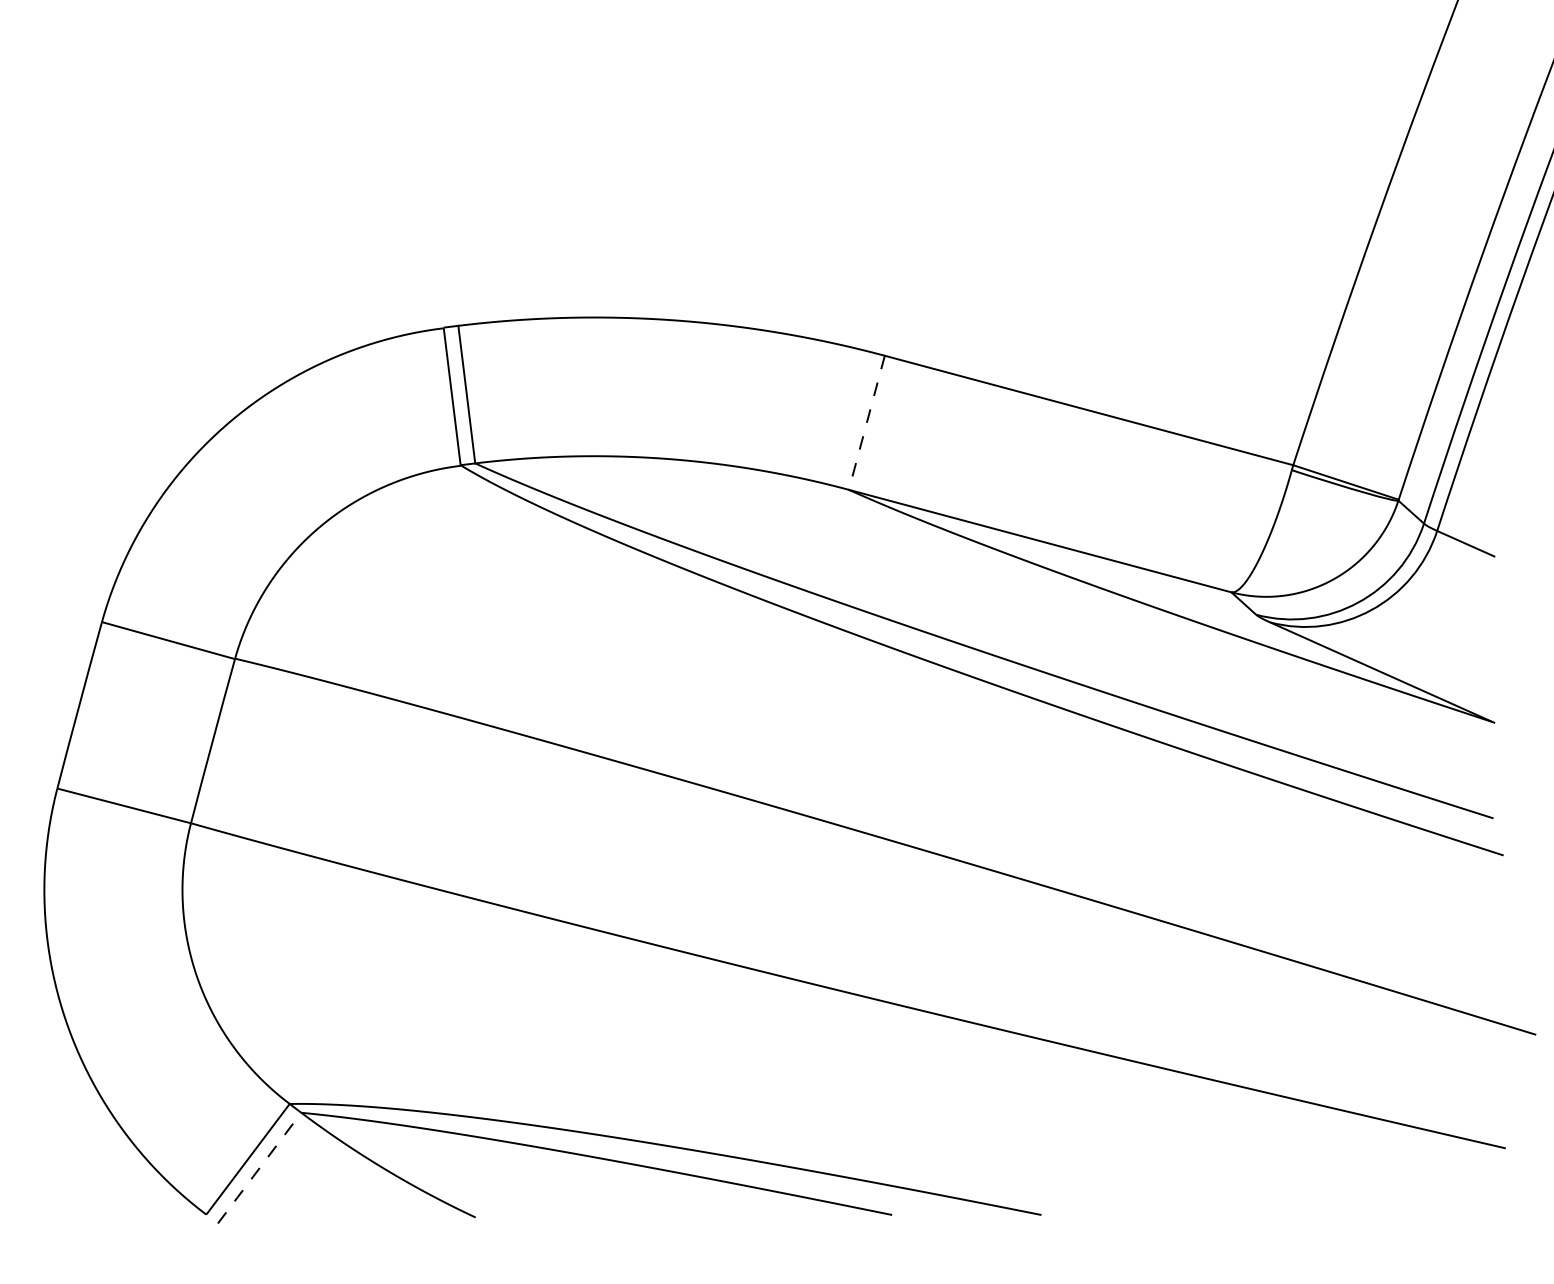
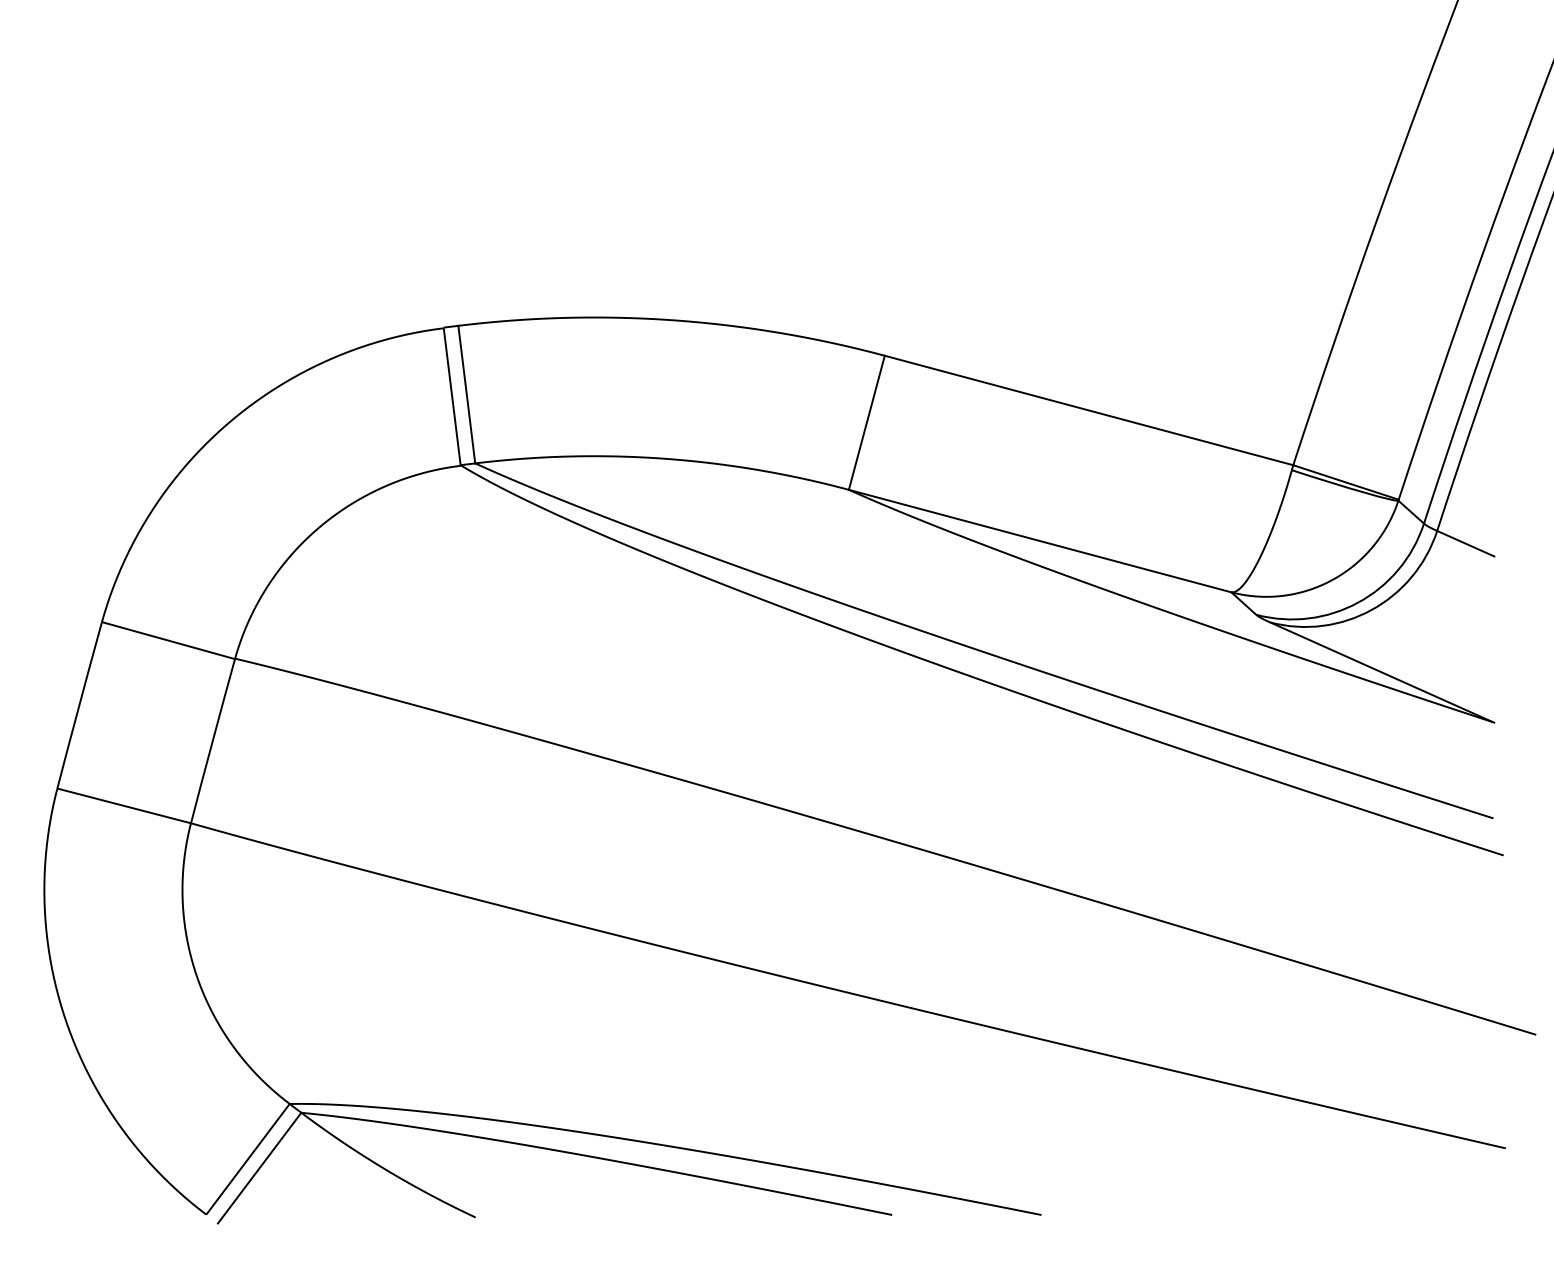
line: dashed -> solid (866, 423)
line: dashed -> solid (259, 1167)
